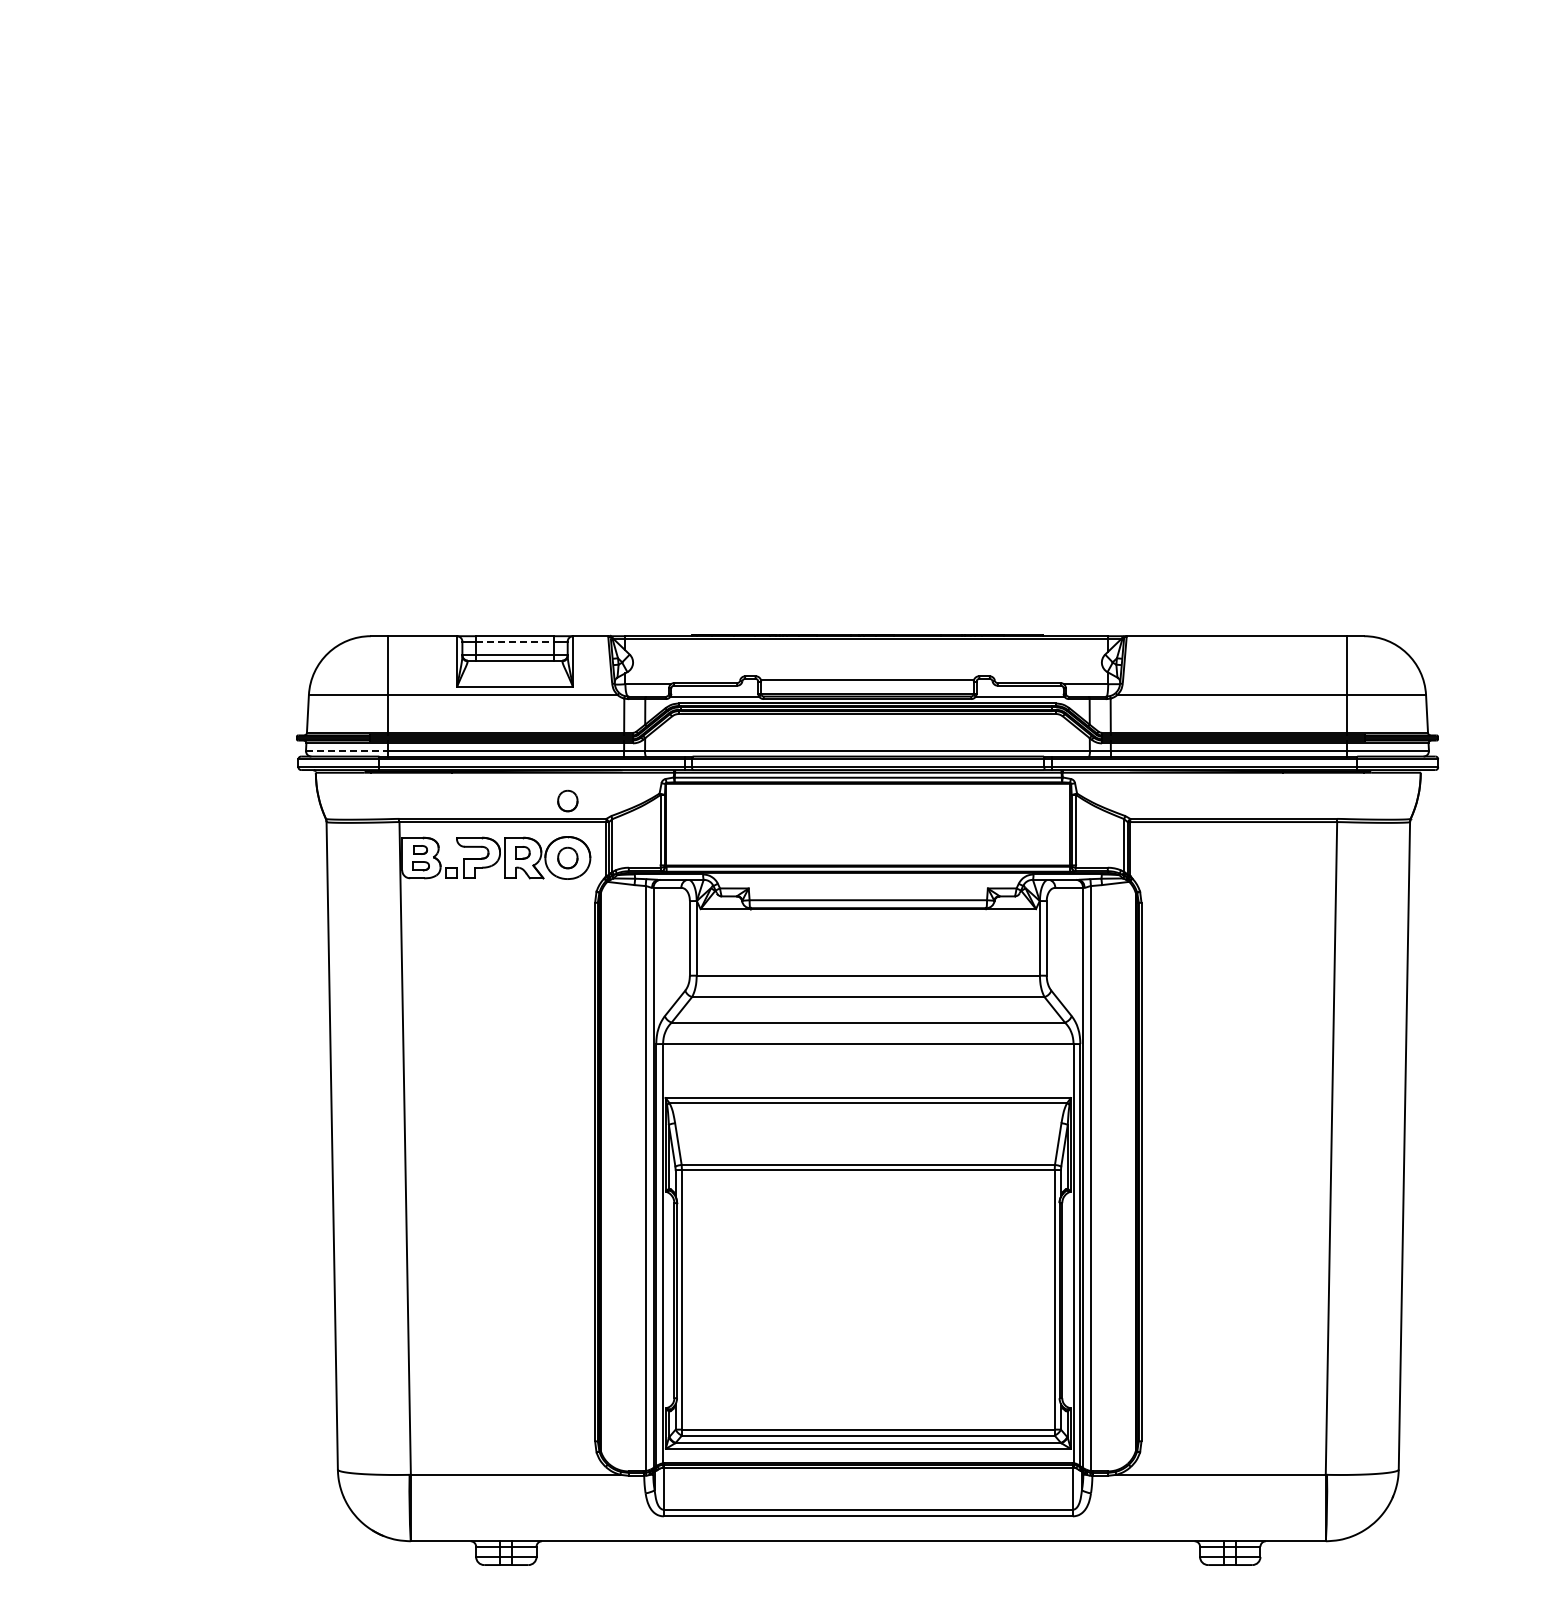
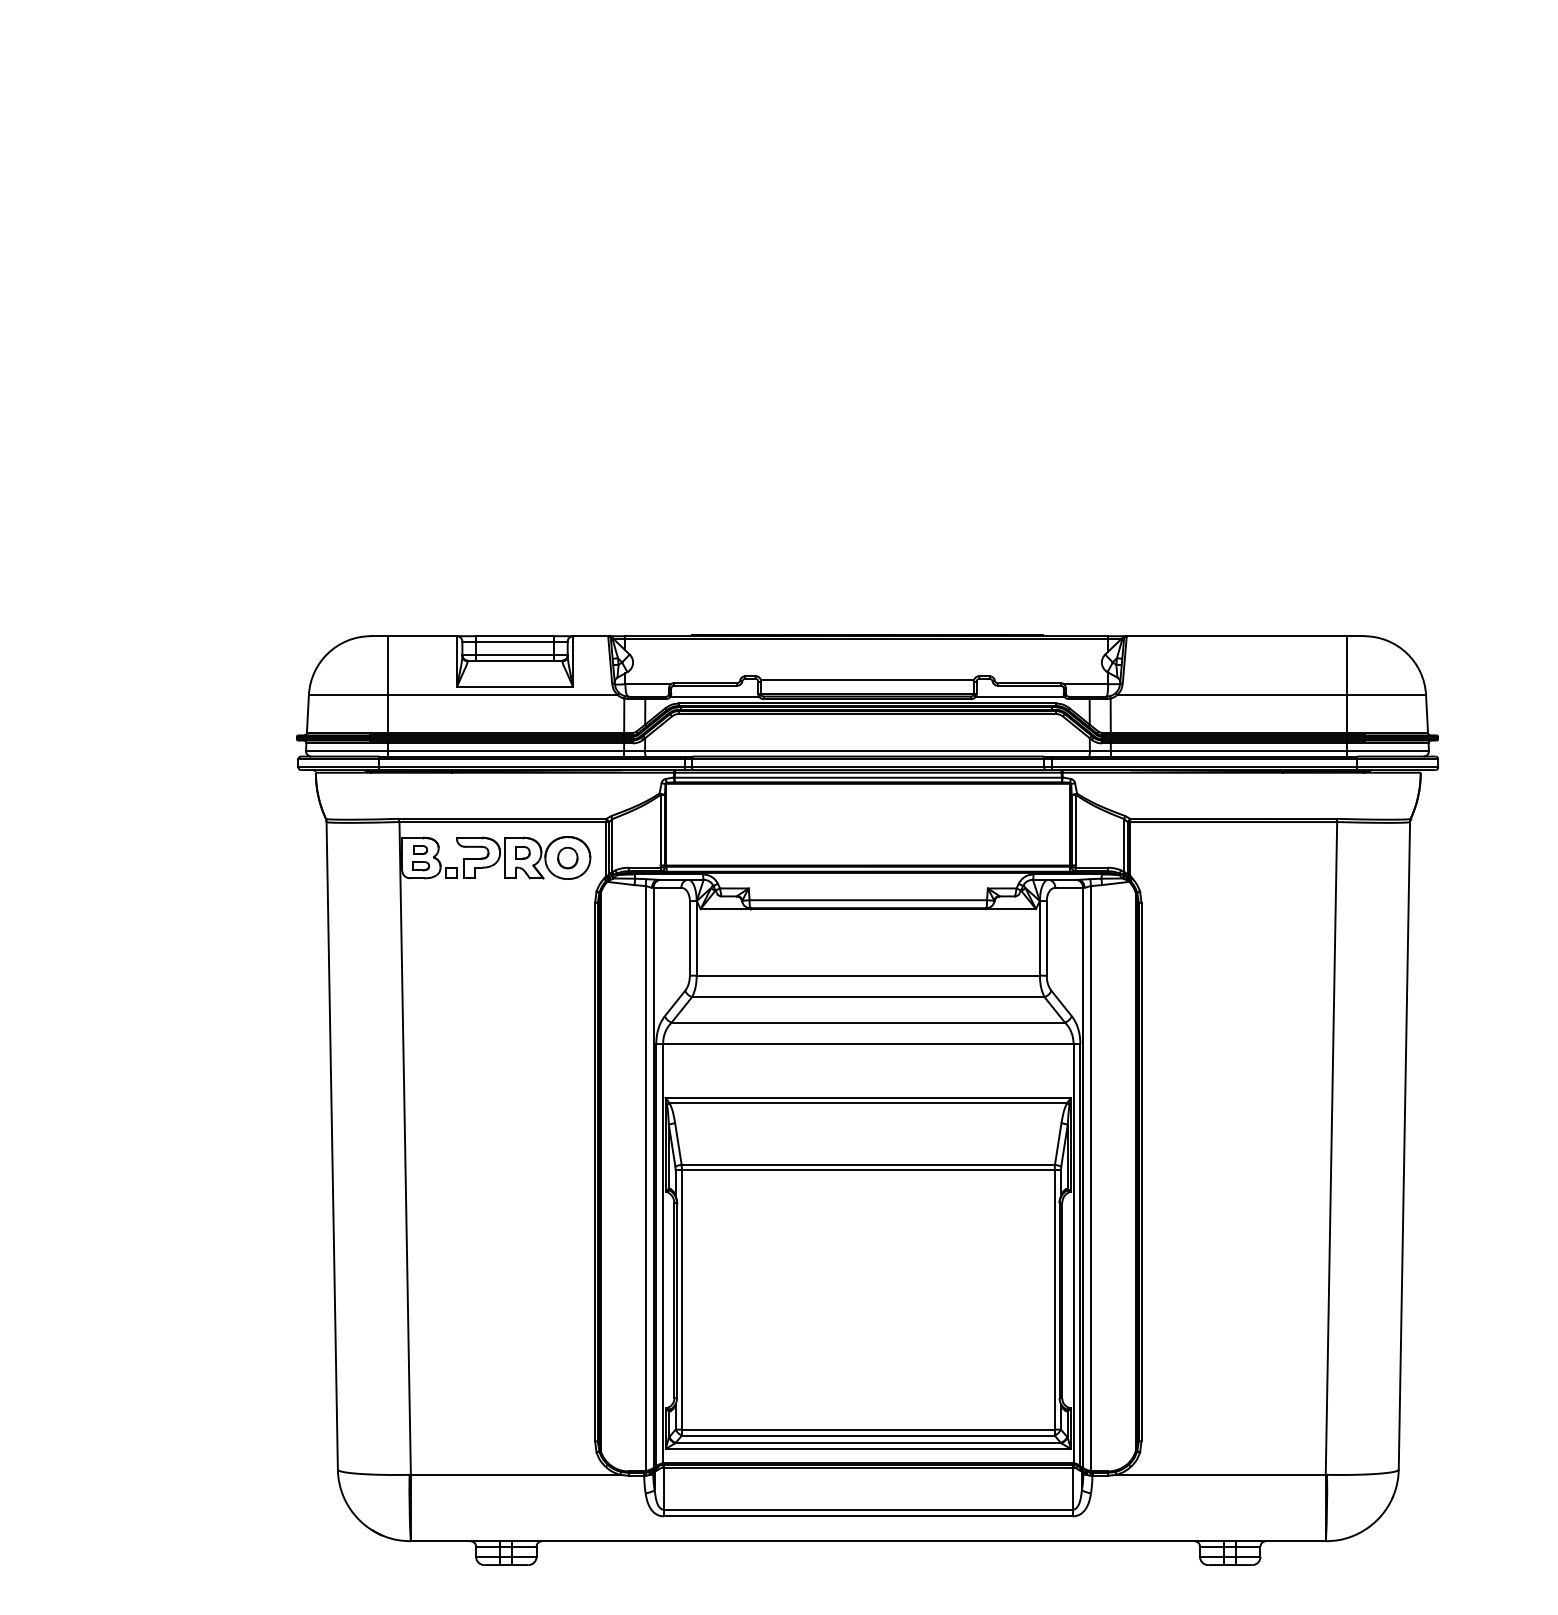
line: dashed -> solid (515, 641)
line: dashed -> solid (346, 750)
part: present -> none (567, 800)
